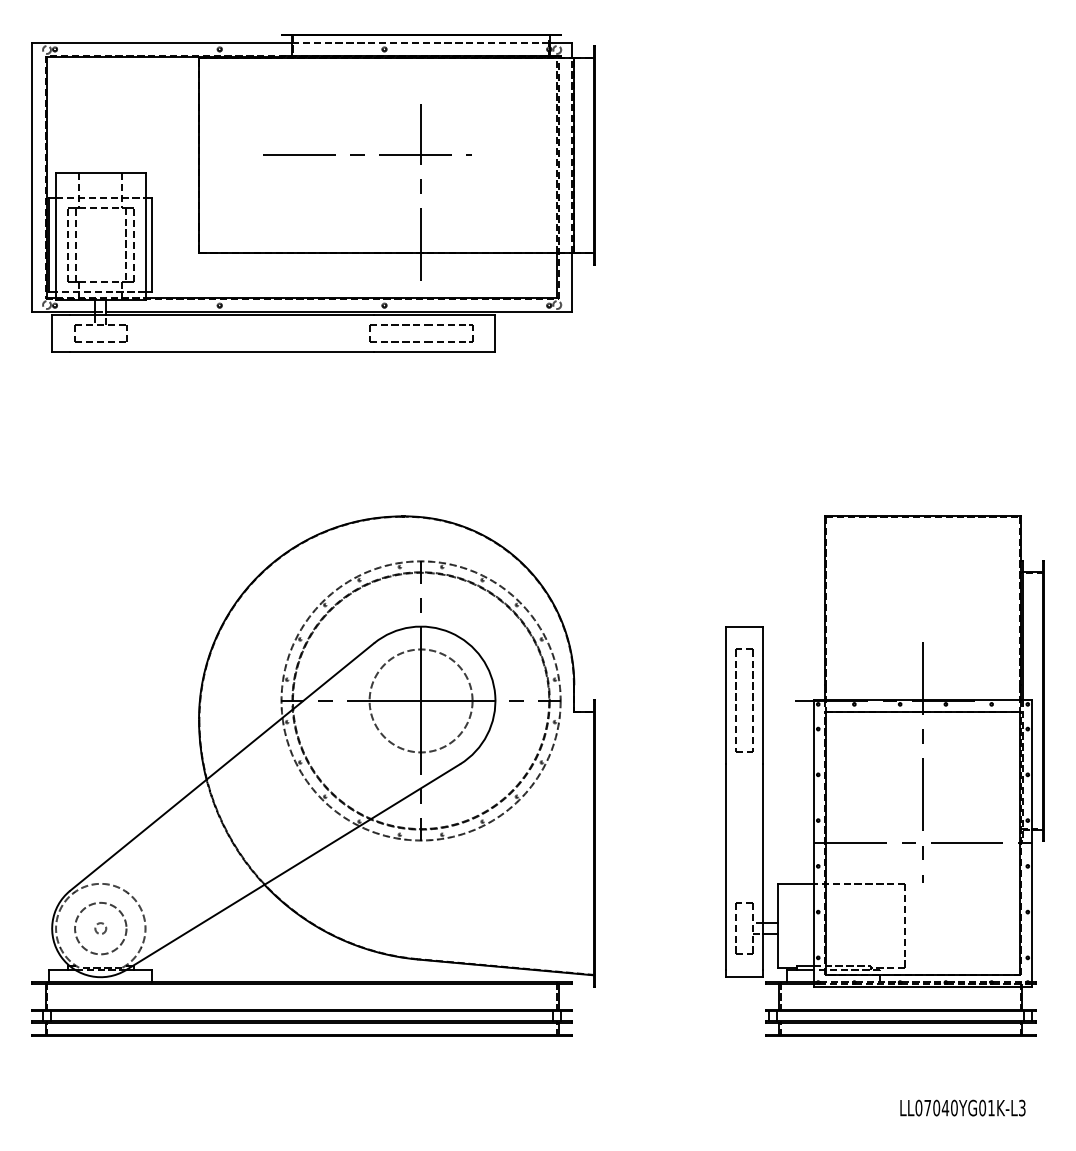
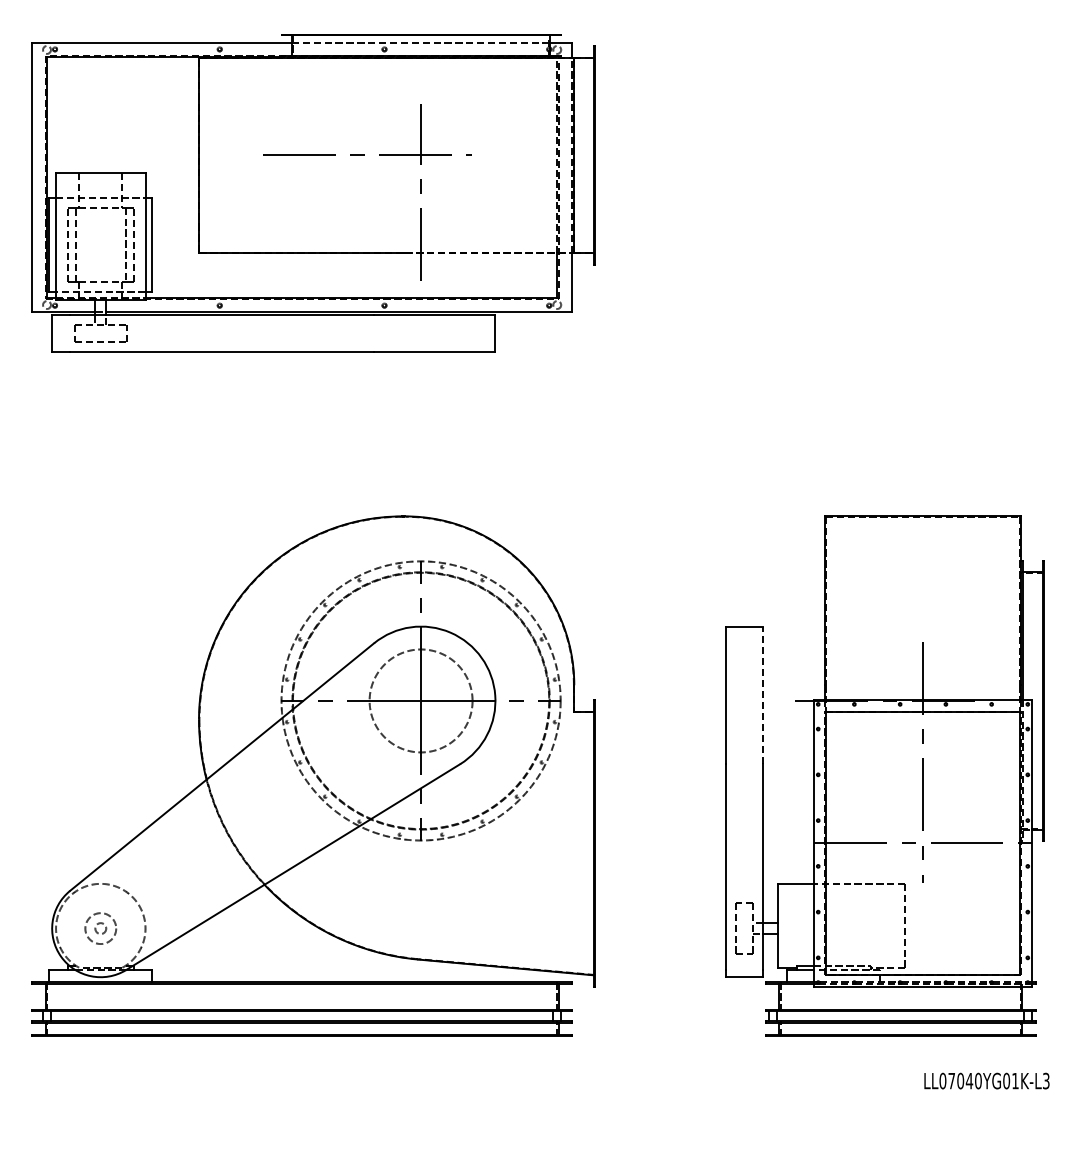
line: solid -> dashed (490, 253)
part: present -> none (419, 325)
line: solid -> dashed (762, 695)
part: present -> none (736, 700)
circle diameter: 51 px -> 31 px (100, 928)
text position: (962, 1107) -> (986, 1080) (986, 1080)
